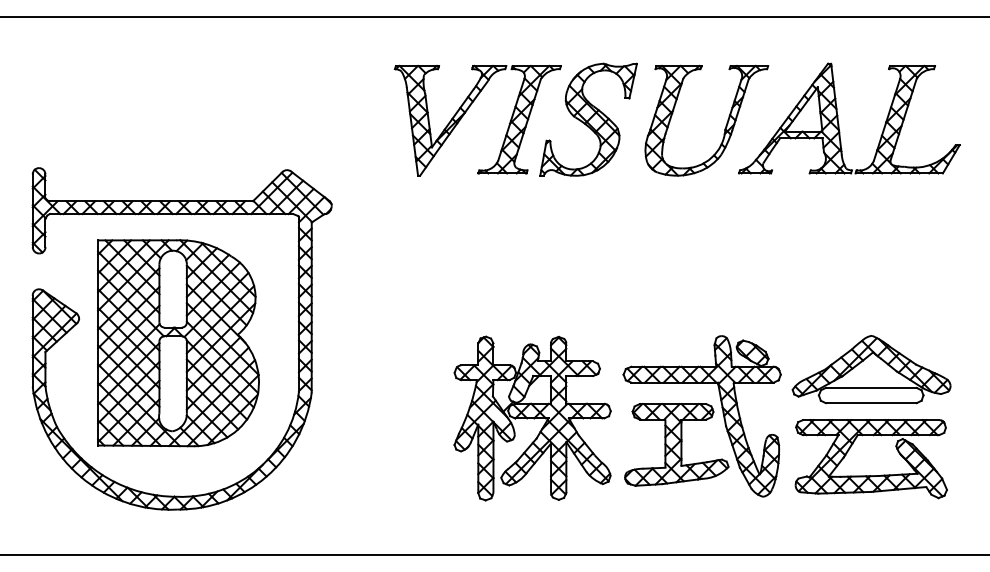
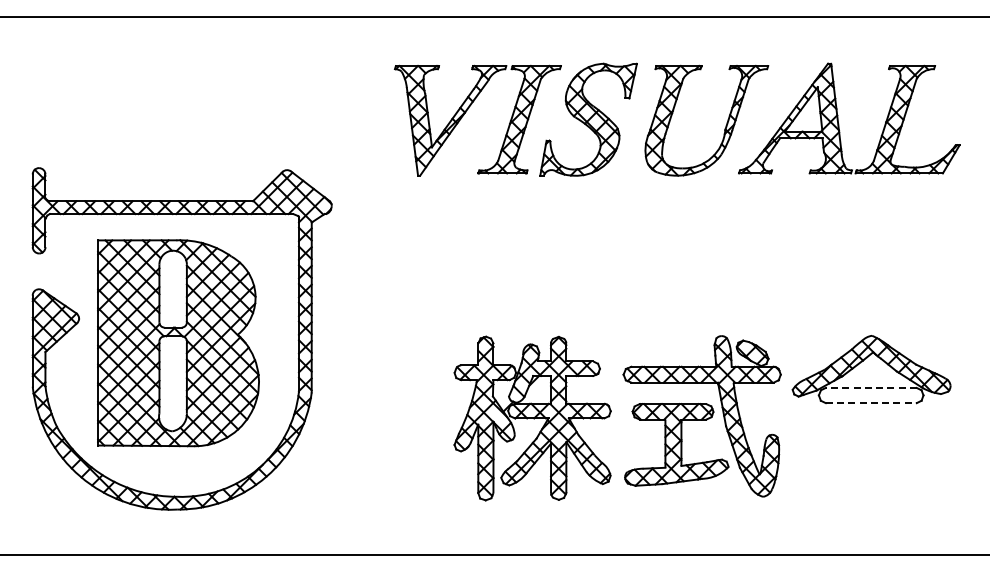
line: solid -> dashed (870, 387)
line: solid -> dashed (871, 403)
part: present -> none (870, 475)
